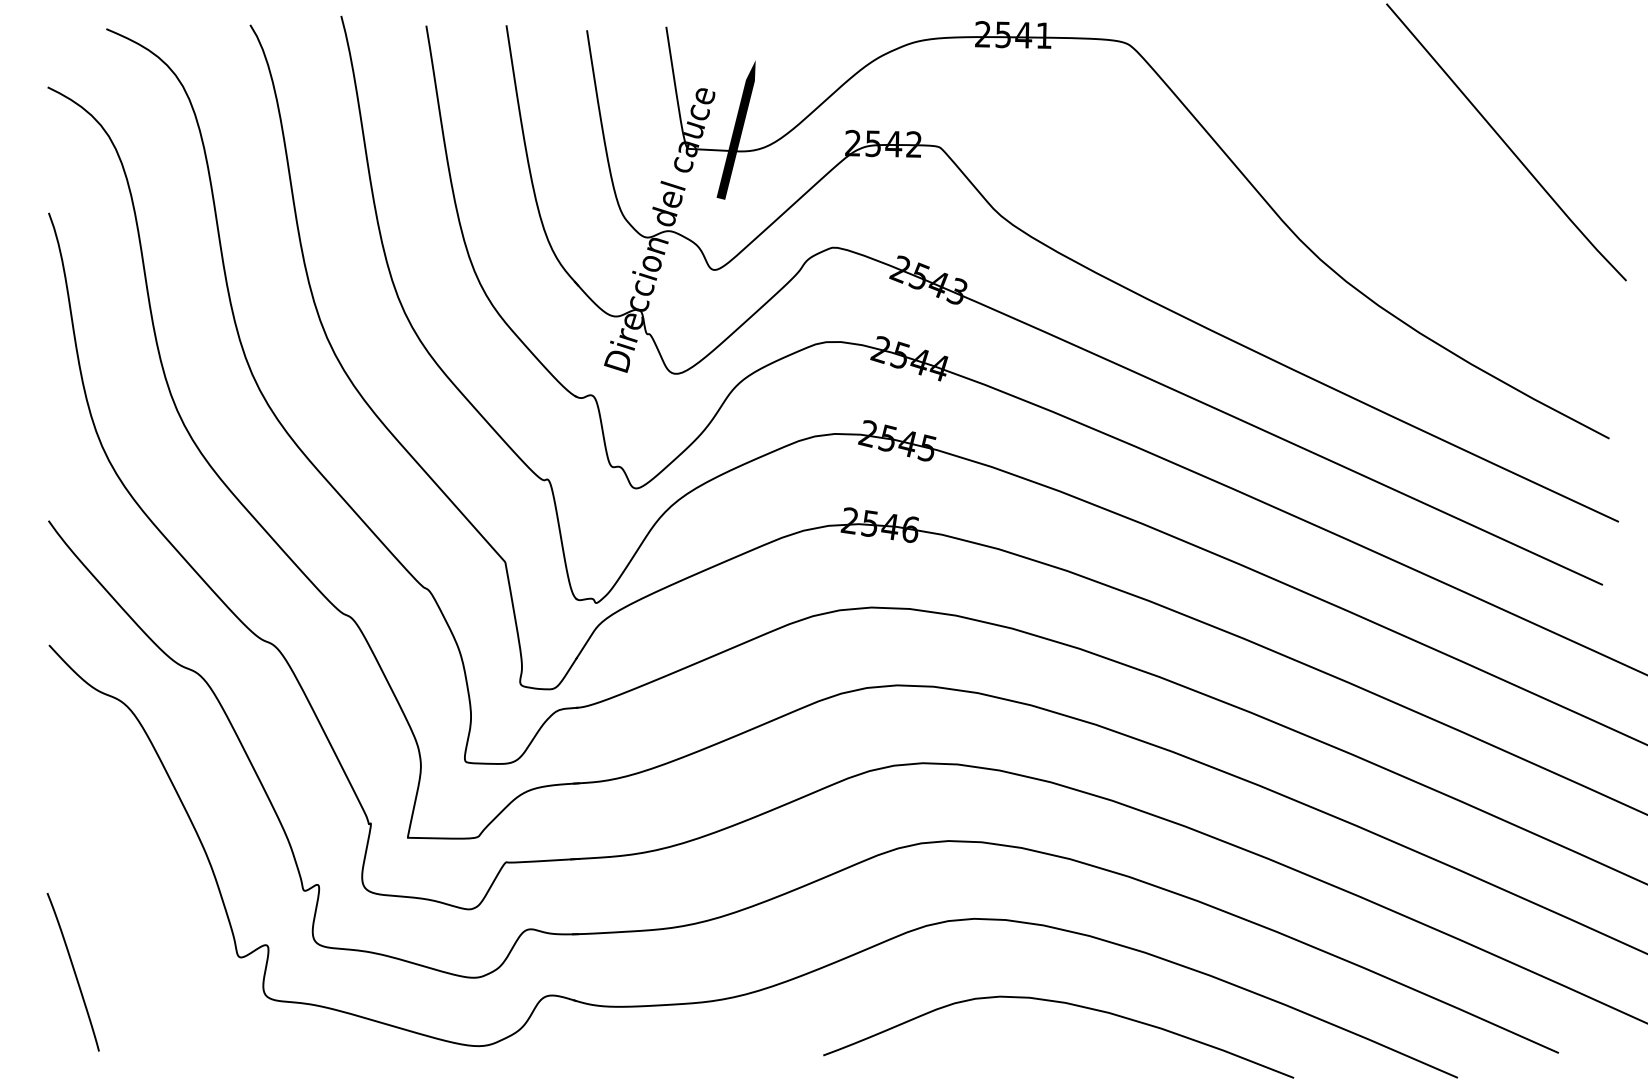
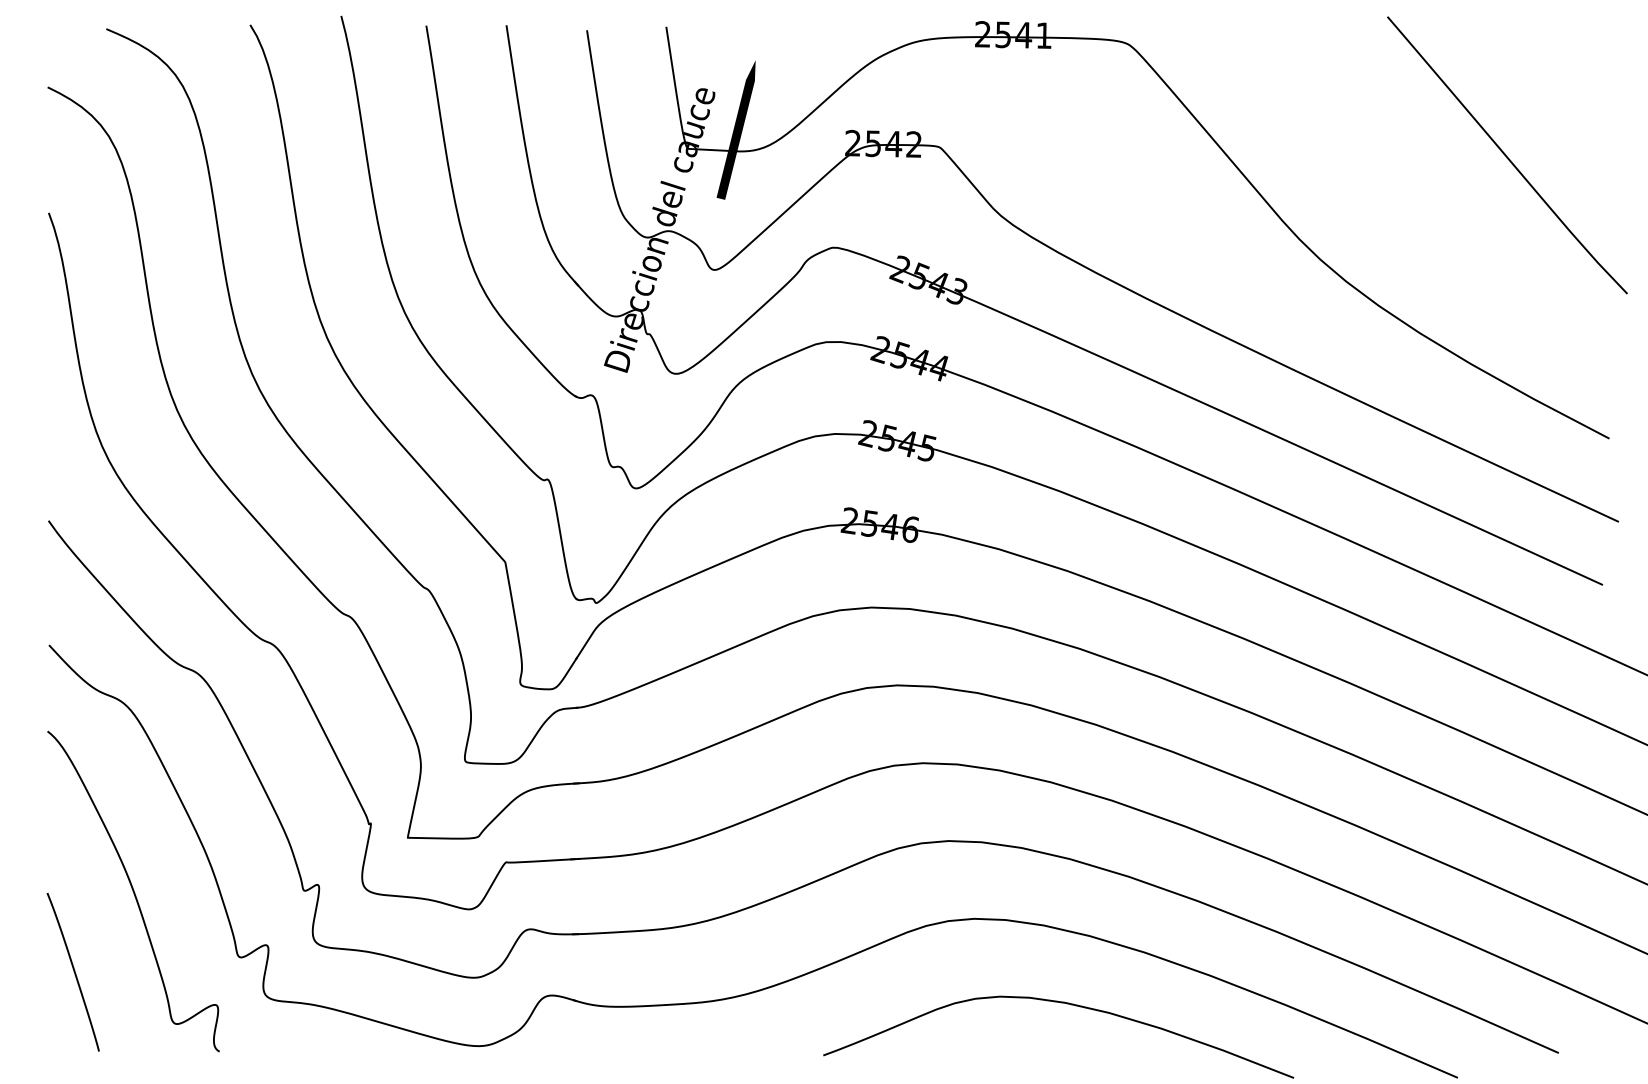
curve position: (1505, 142) -> (1506, 155) (1506, 155)
curve: none -> present (133, 891)
